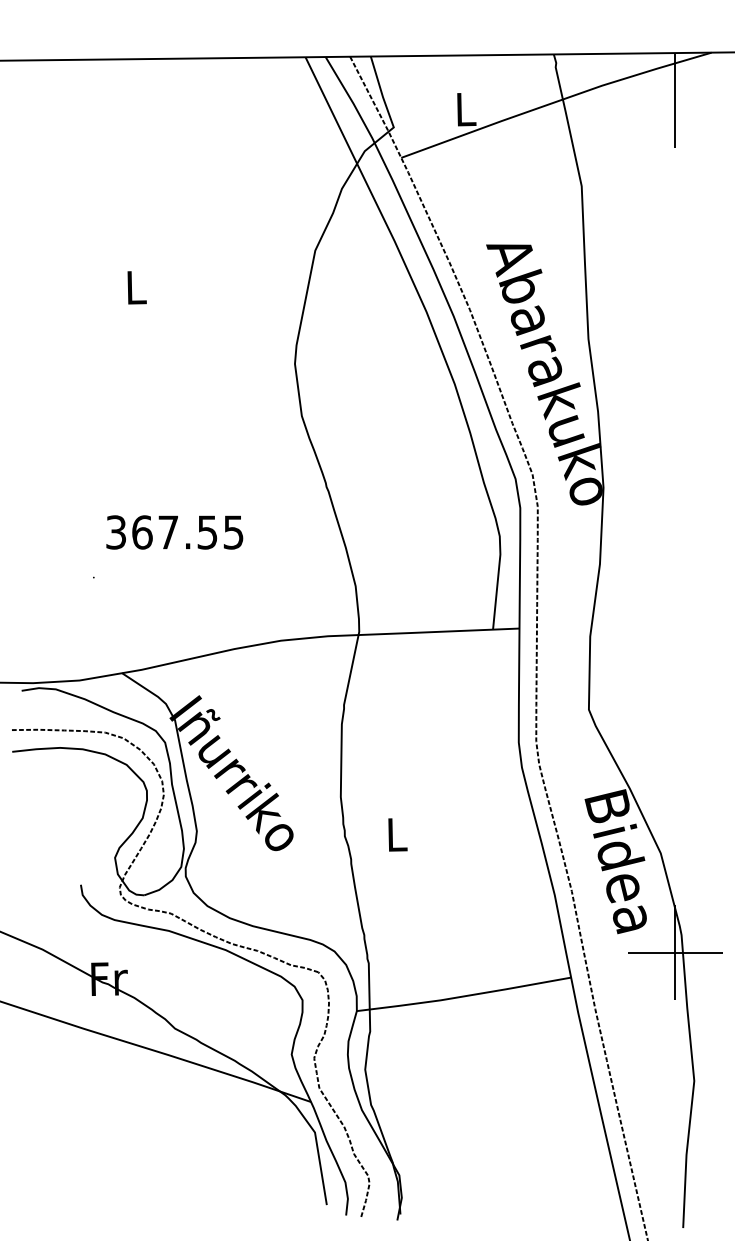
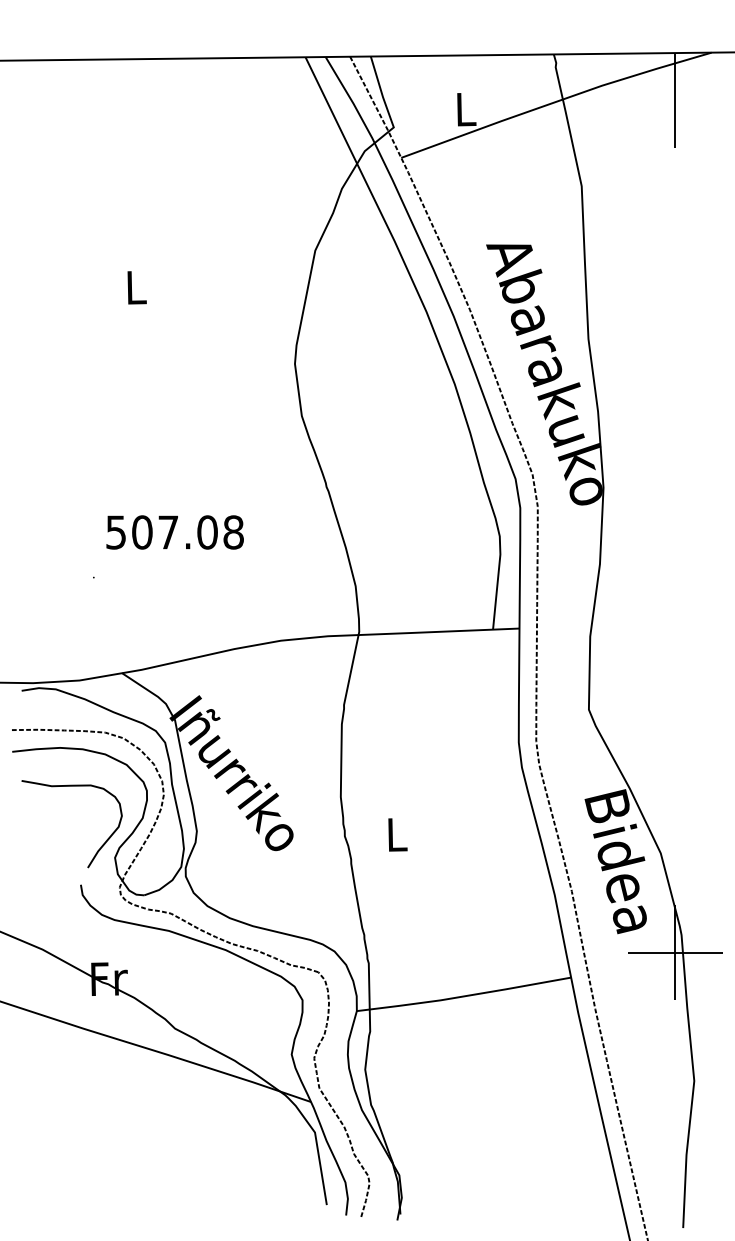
text: 367.55 -> 507.08 (174, 532)
curve: none -> present (101, 845)
